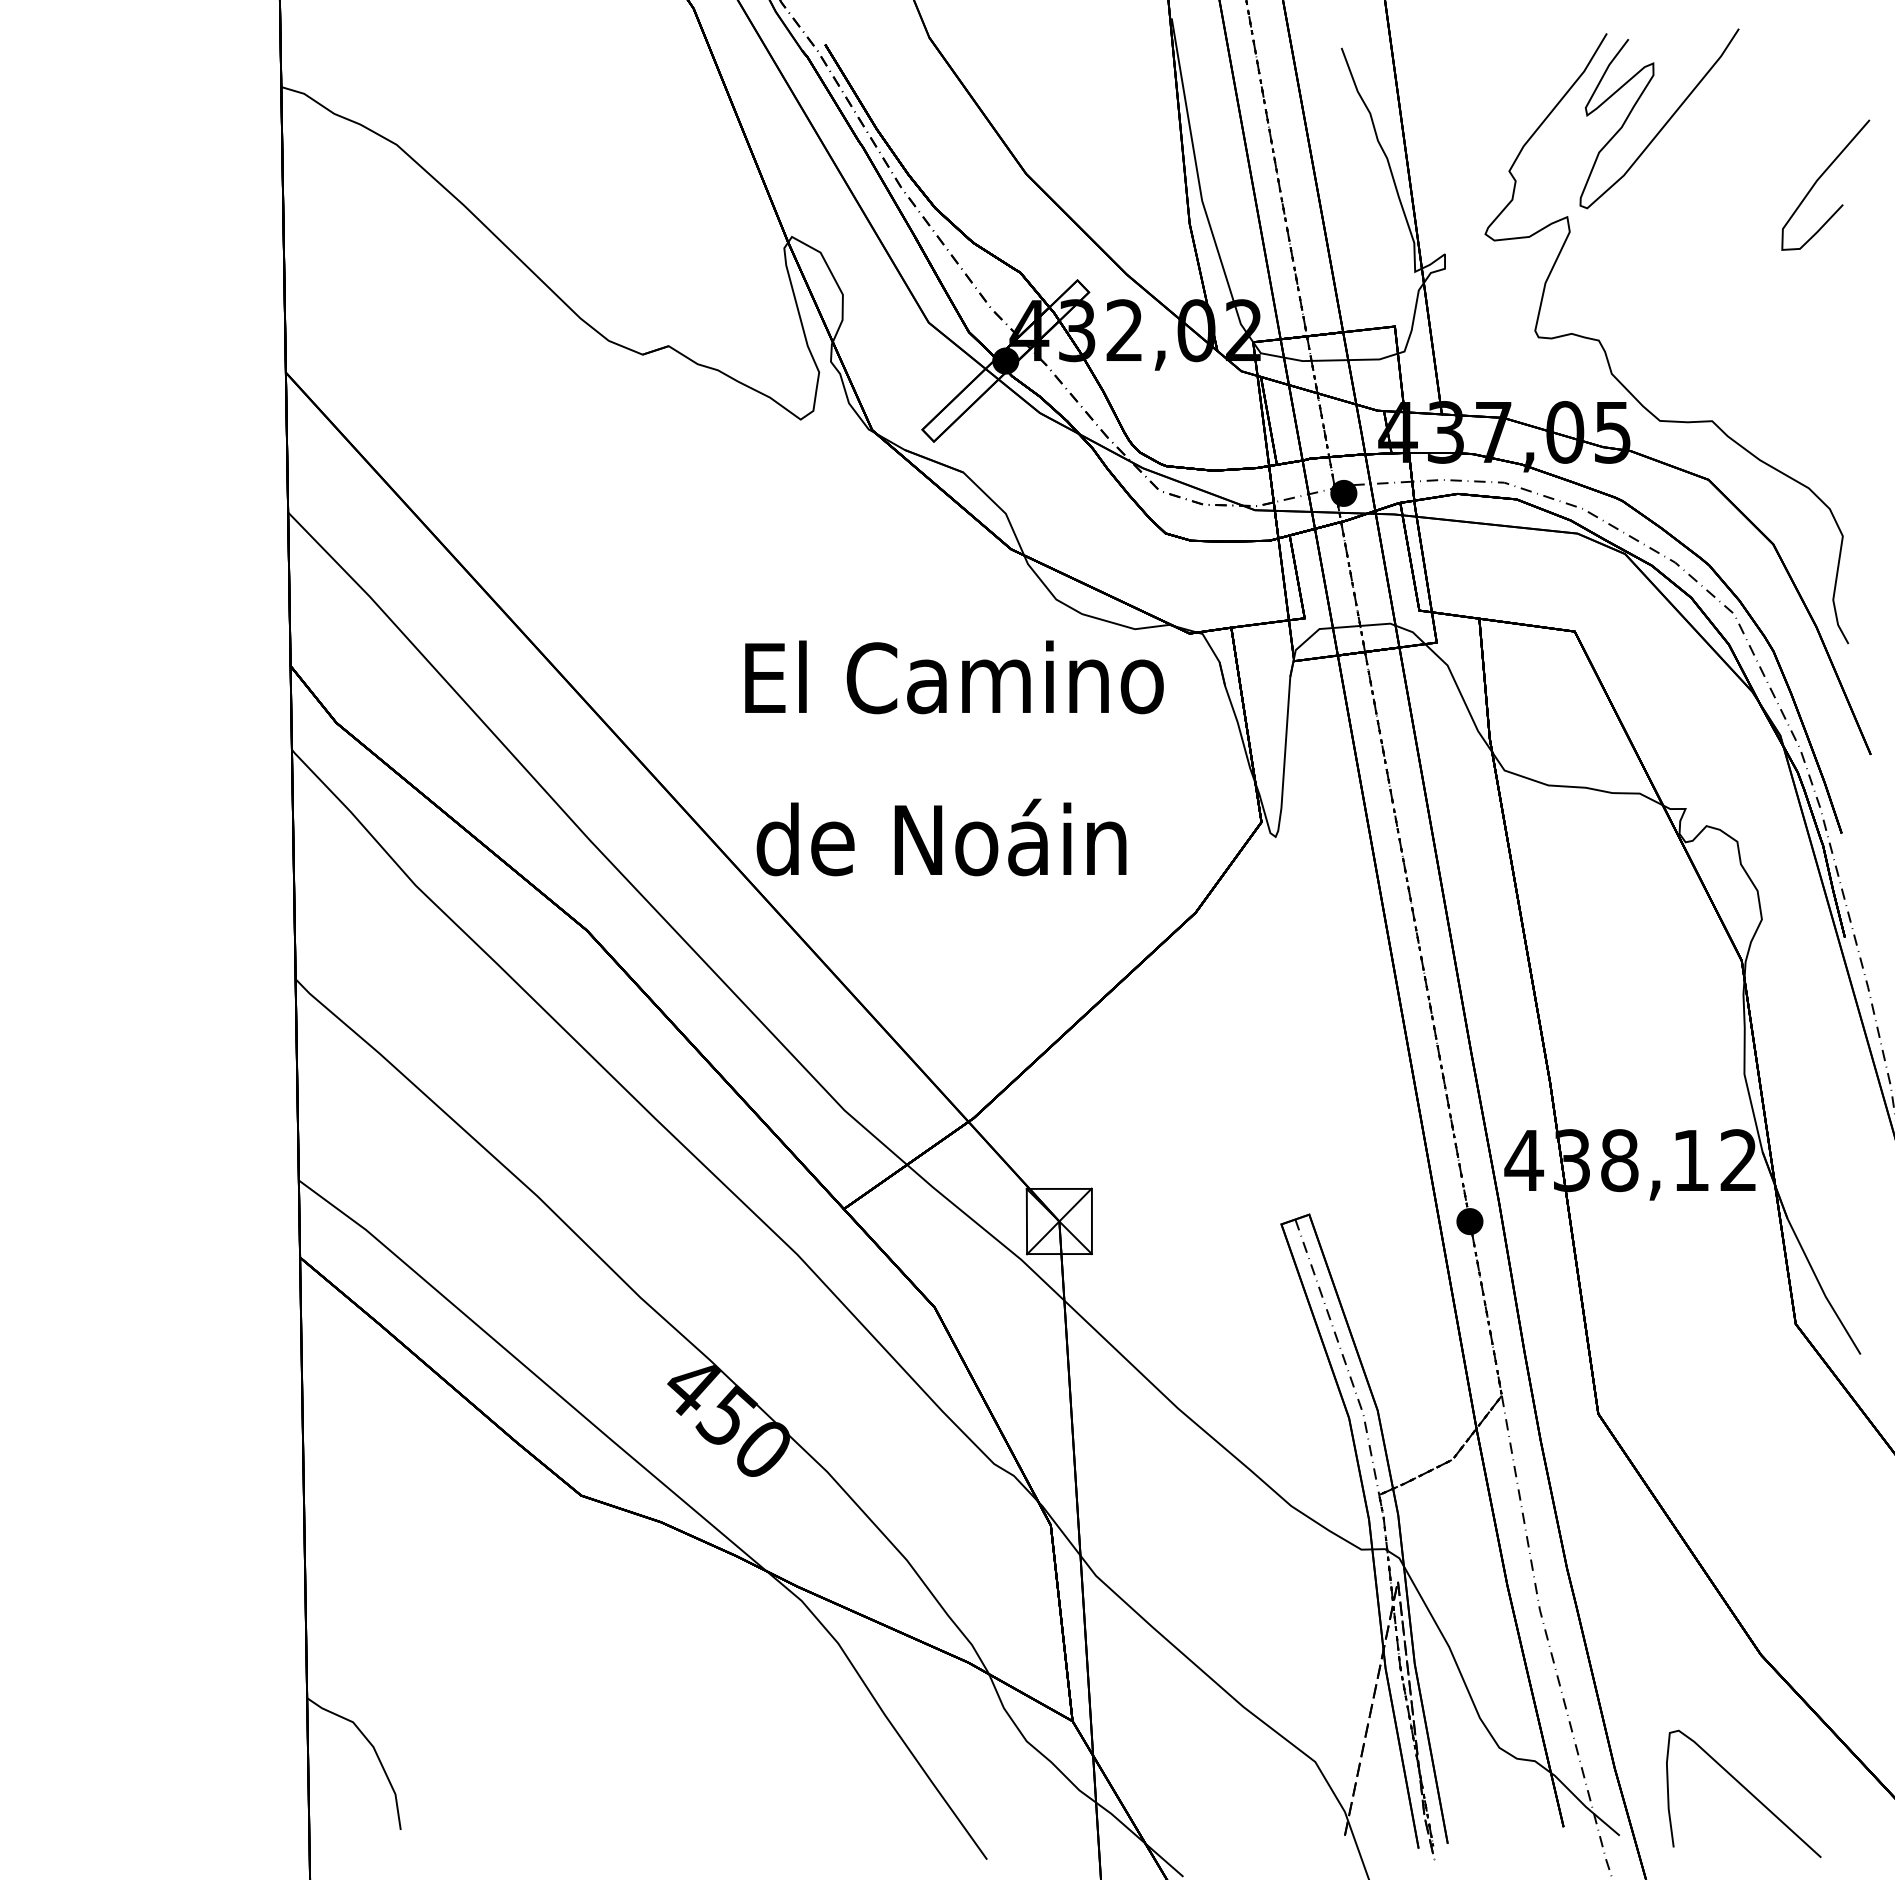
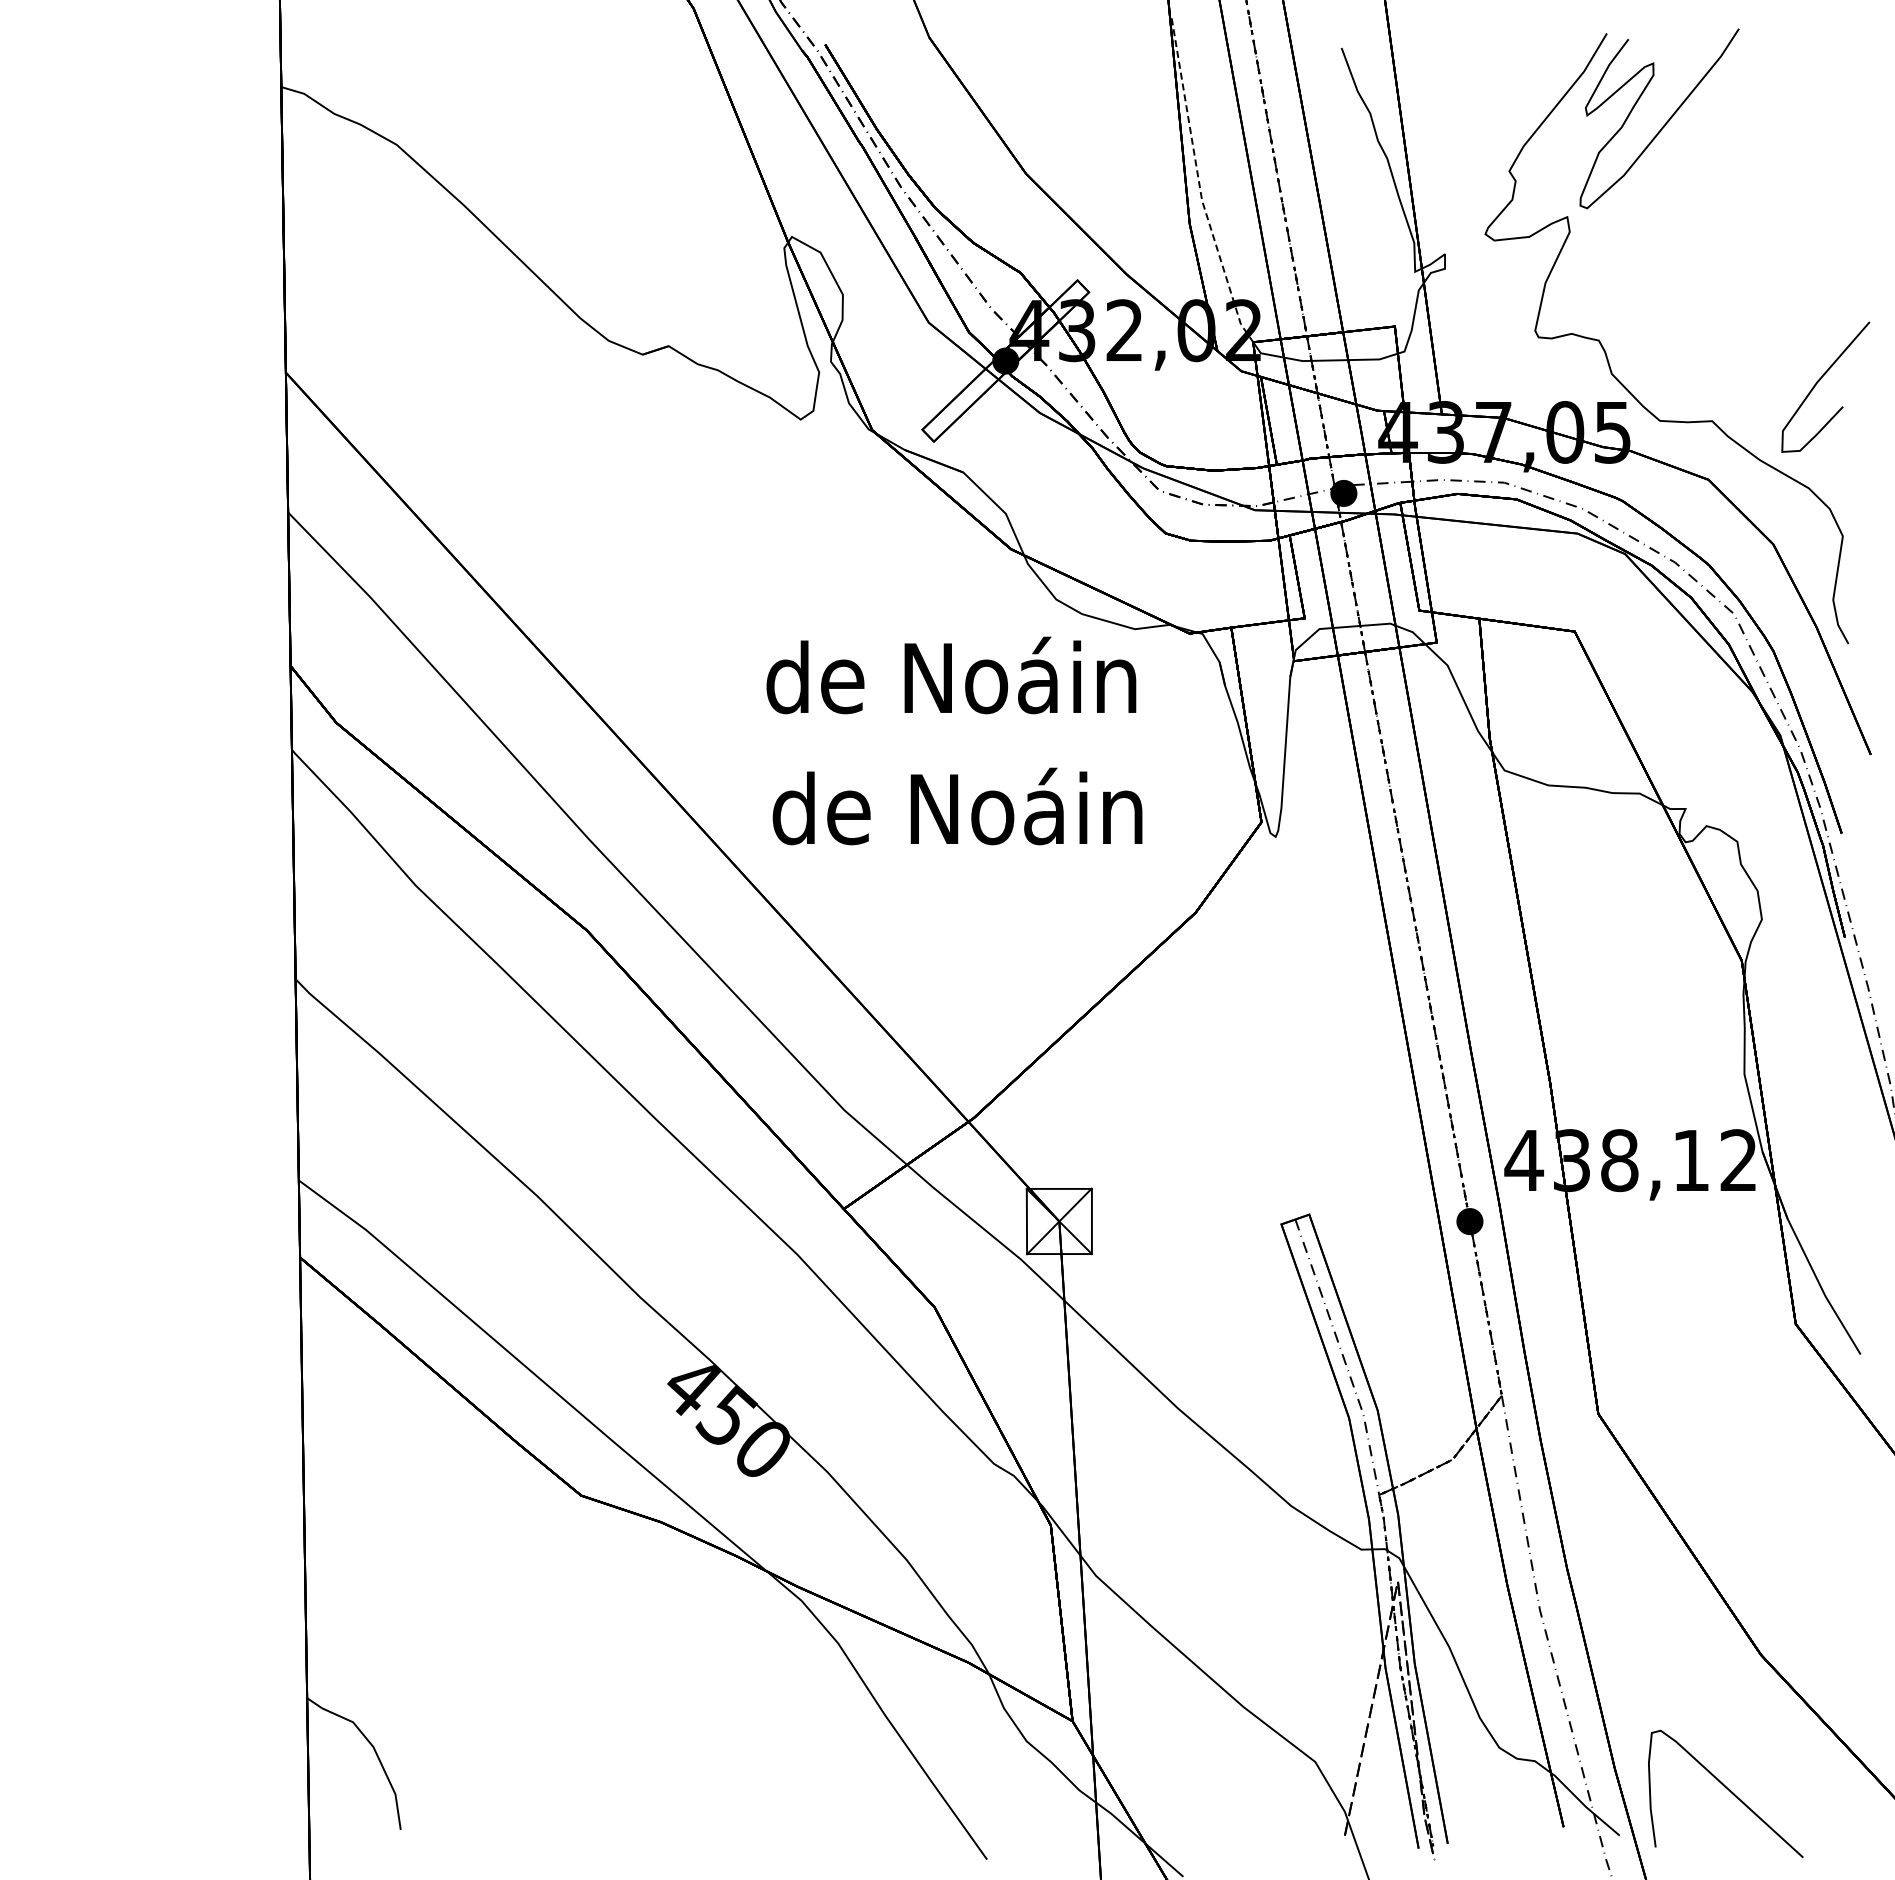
curve position: (1820, 178) -> (1820, 380) (1820, 380)
line: solid -> dashed (1199, 186)
text: El Camino -> de Noáin (954, 675)
text position: (941, 837) -> (957, 806) (957, 806)
curve position: (1746, 1790) -> (1728, 1790) (1728, 1790)
